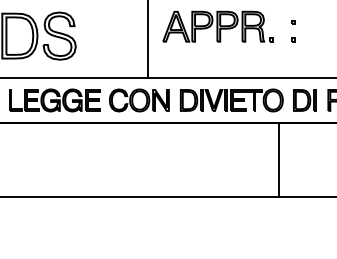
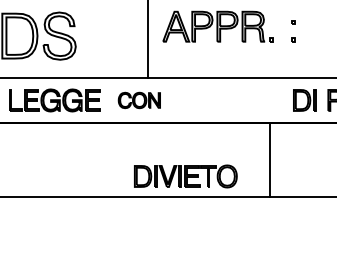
part size: 61x25 px -> 44x19 px (138, 100)
part position: (231, 100) -> (185, 176) (185, 176)
line position: (279, 159) -> (270, 159) (270, 159)
